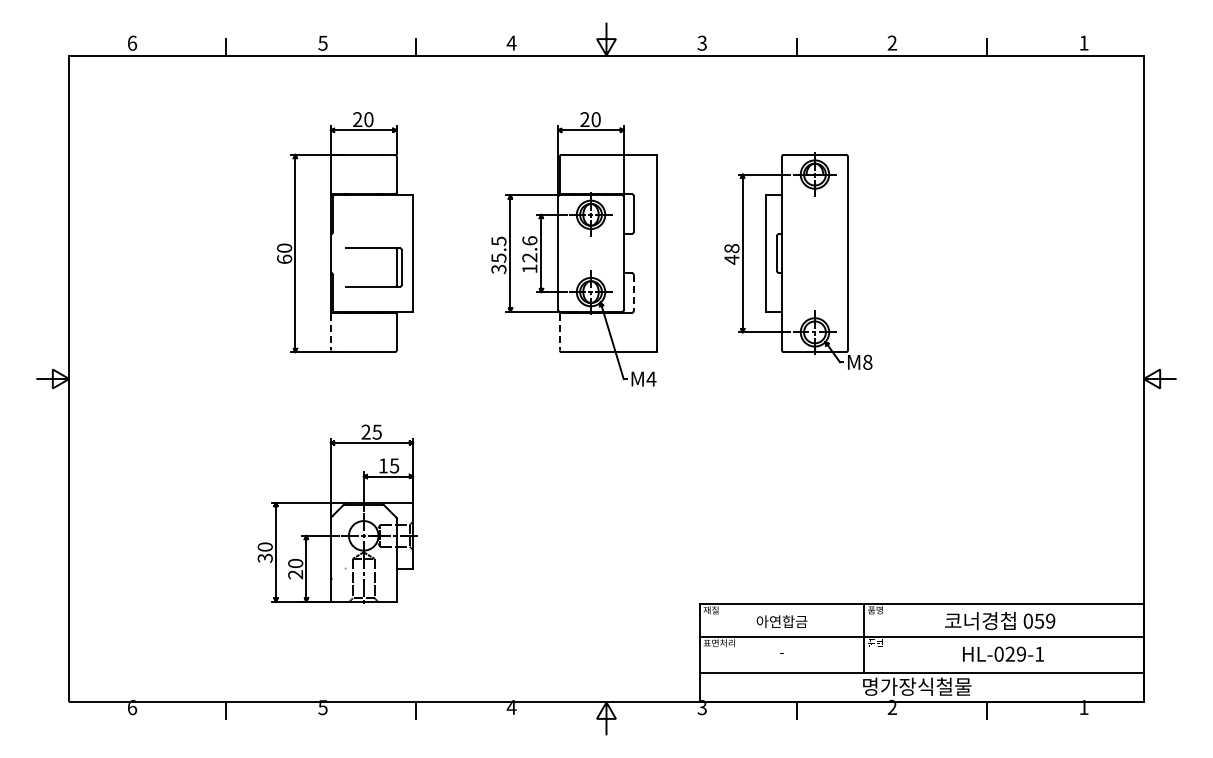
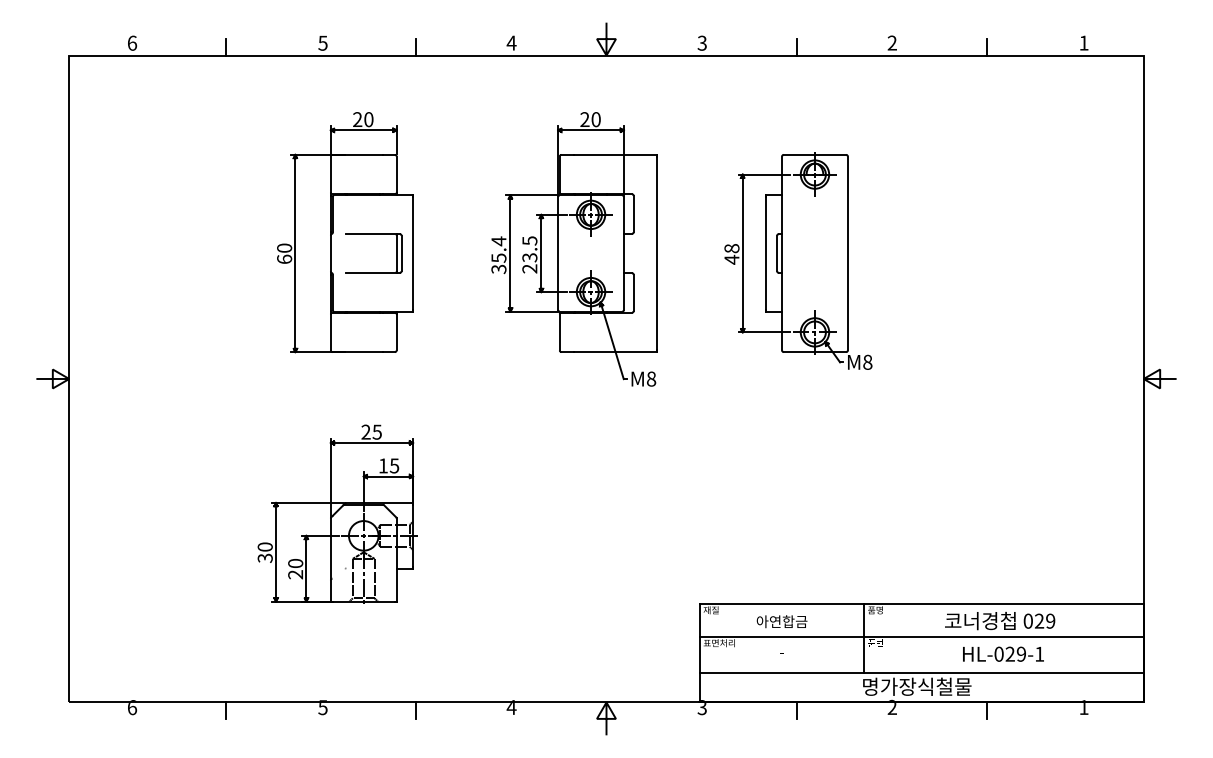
text: 35.5 -> 35.4 (498, 241)
part position: (373, 248) -> (373, 234) (373, 234)
text: 12.6 -> 23.5 (529, 254)
line: dashed -> solid (633, 293)
line: dashed -> solid (330, 332)
line: dashed -> solid (559, 332)
text: M4 -> M8 (651, 378)
text: 059 -> 029 (1039, 620)
